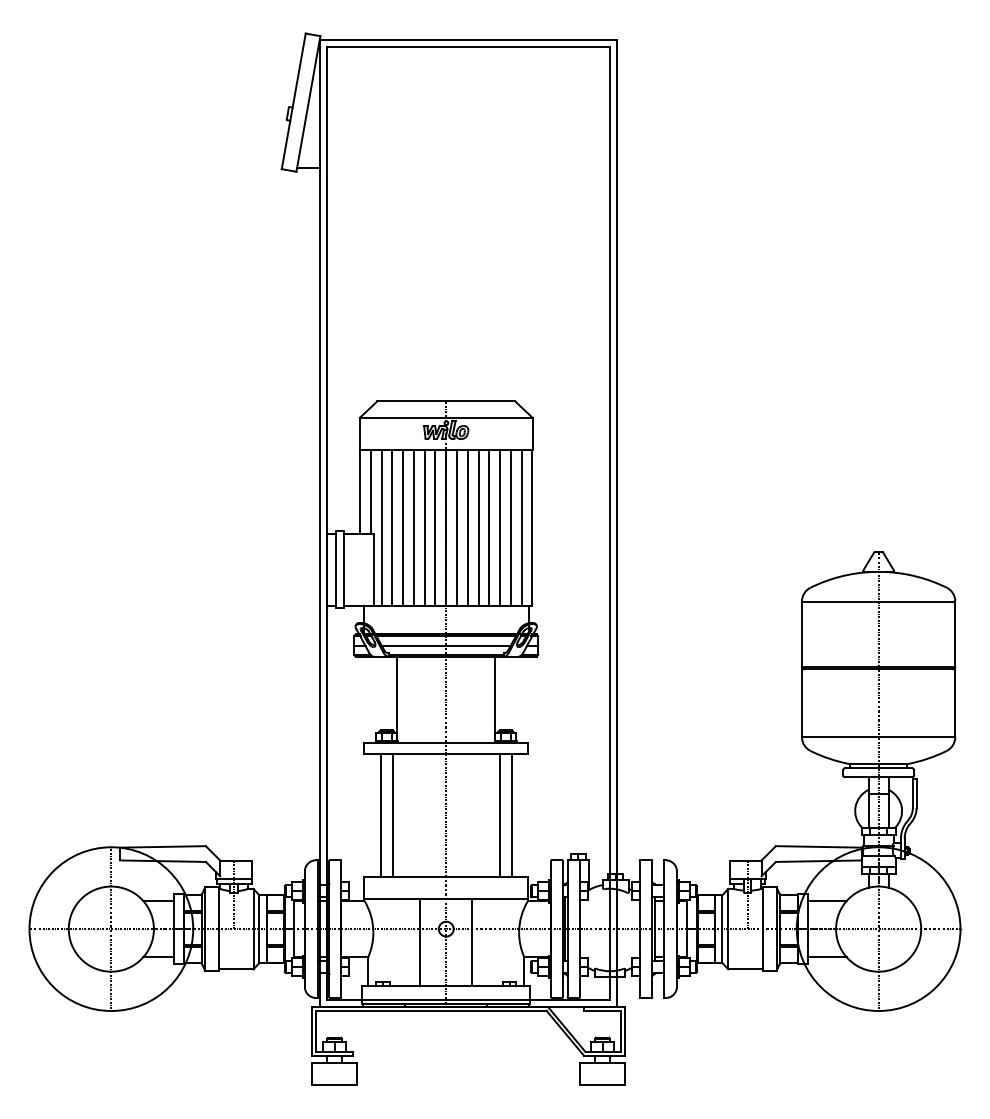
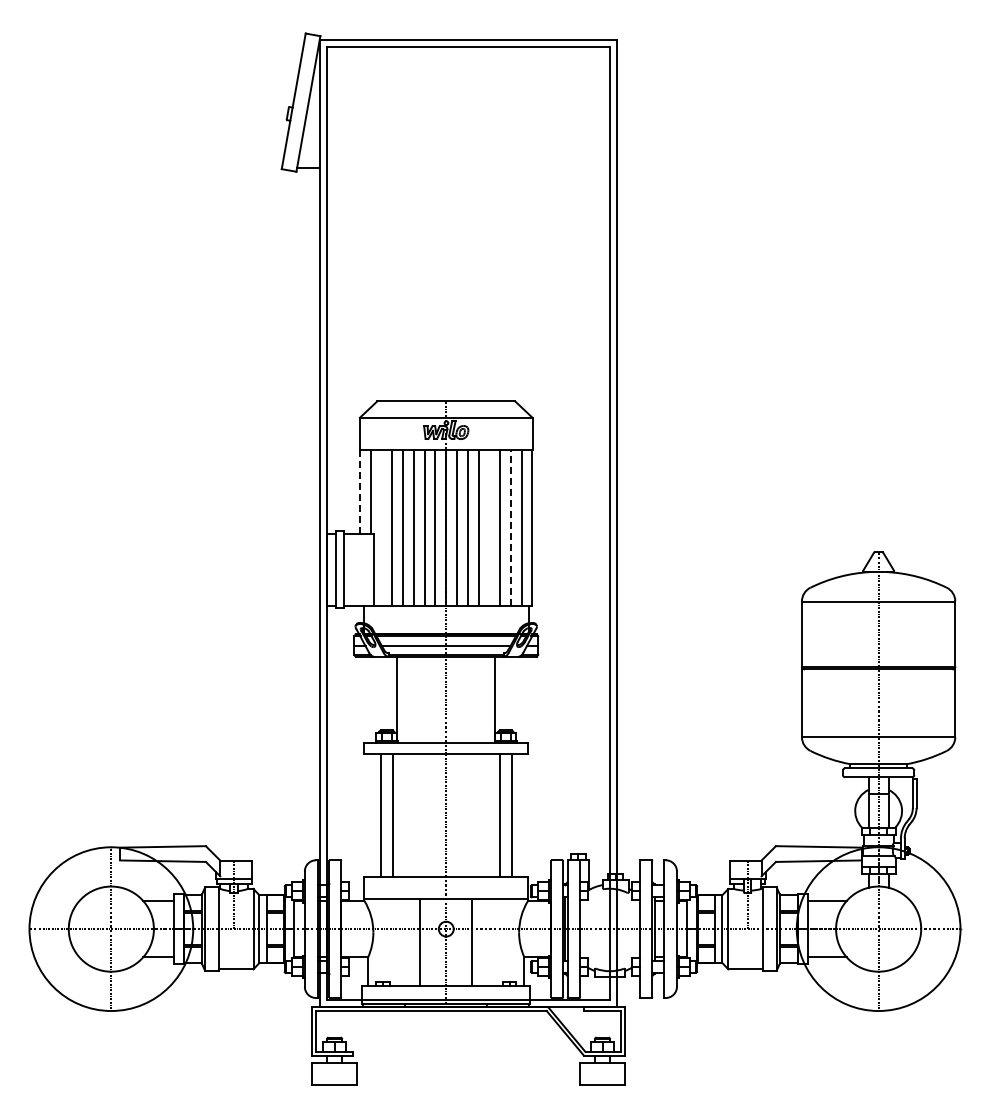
line: solid -> dashed (360, 492)
line: present -> none (381, 527)
line: present -> none (489, 527)
line: solid -> dashed (510, 527)
